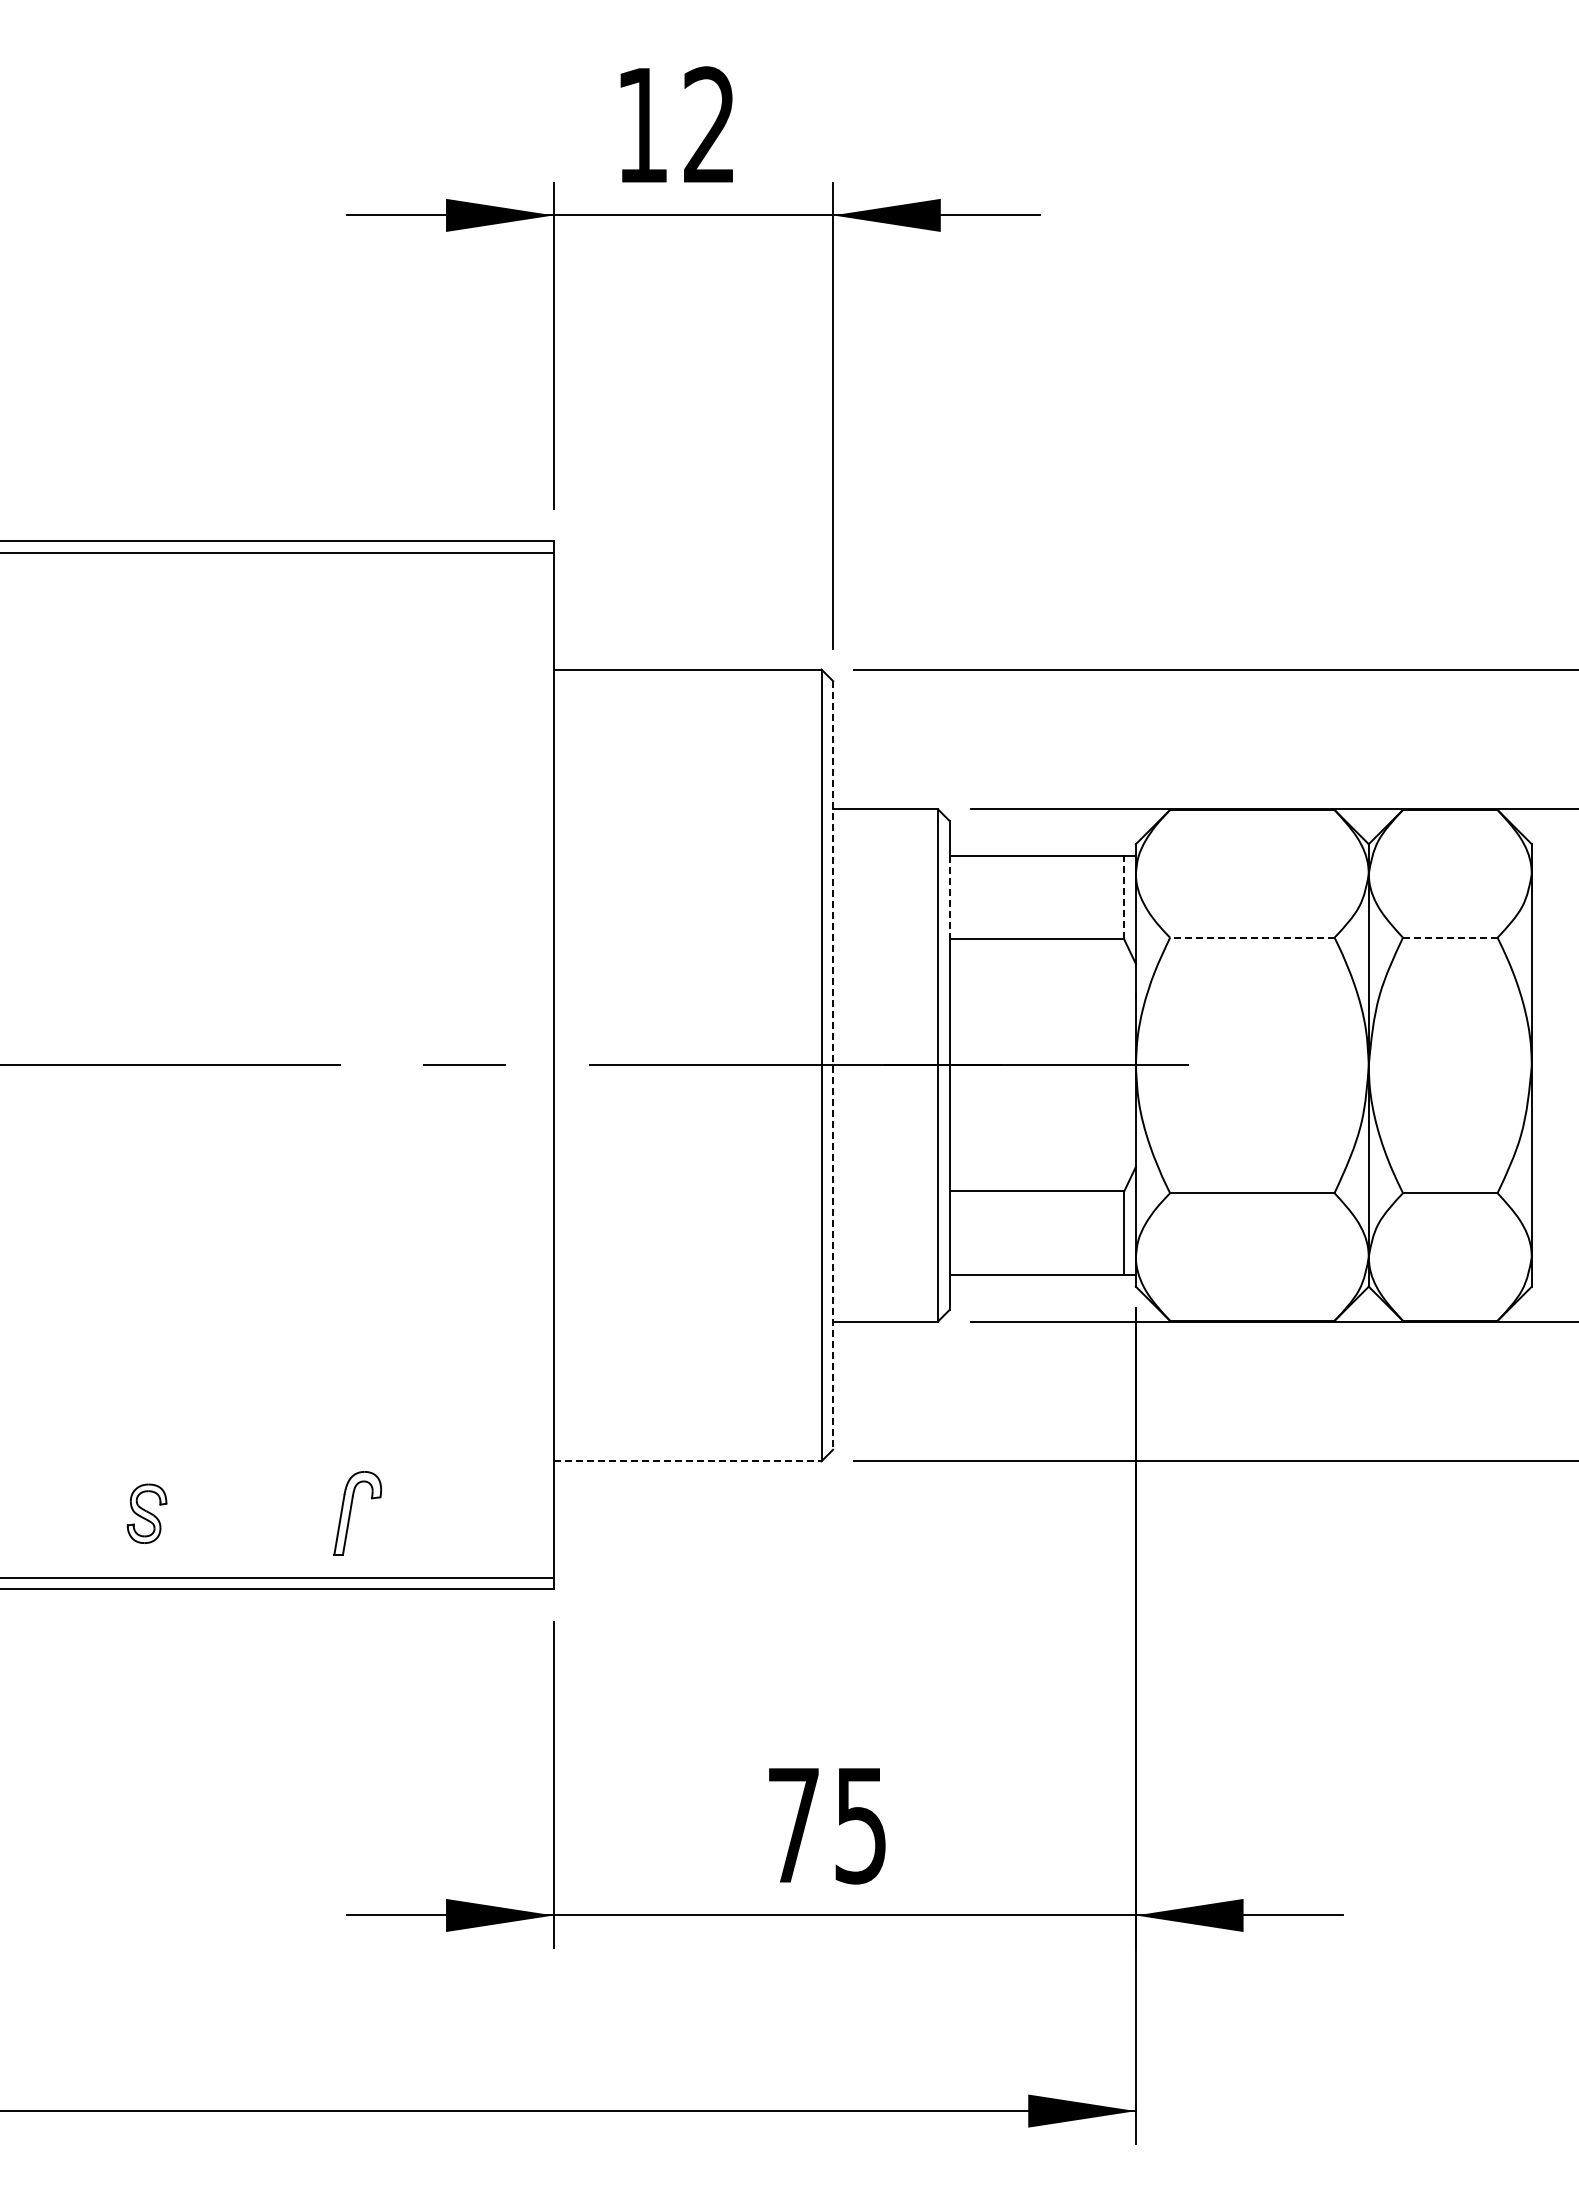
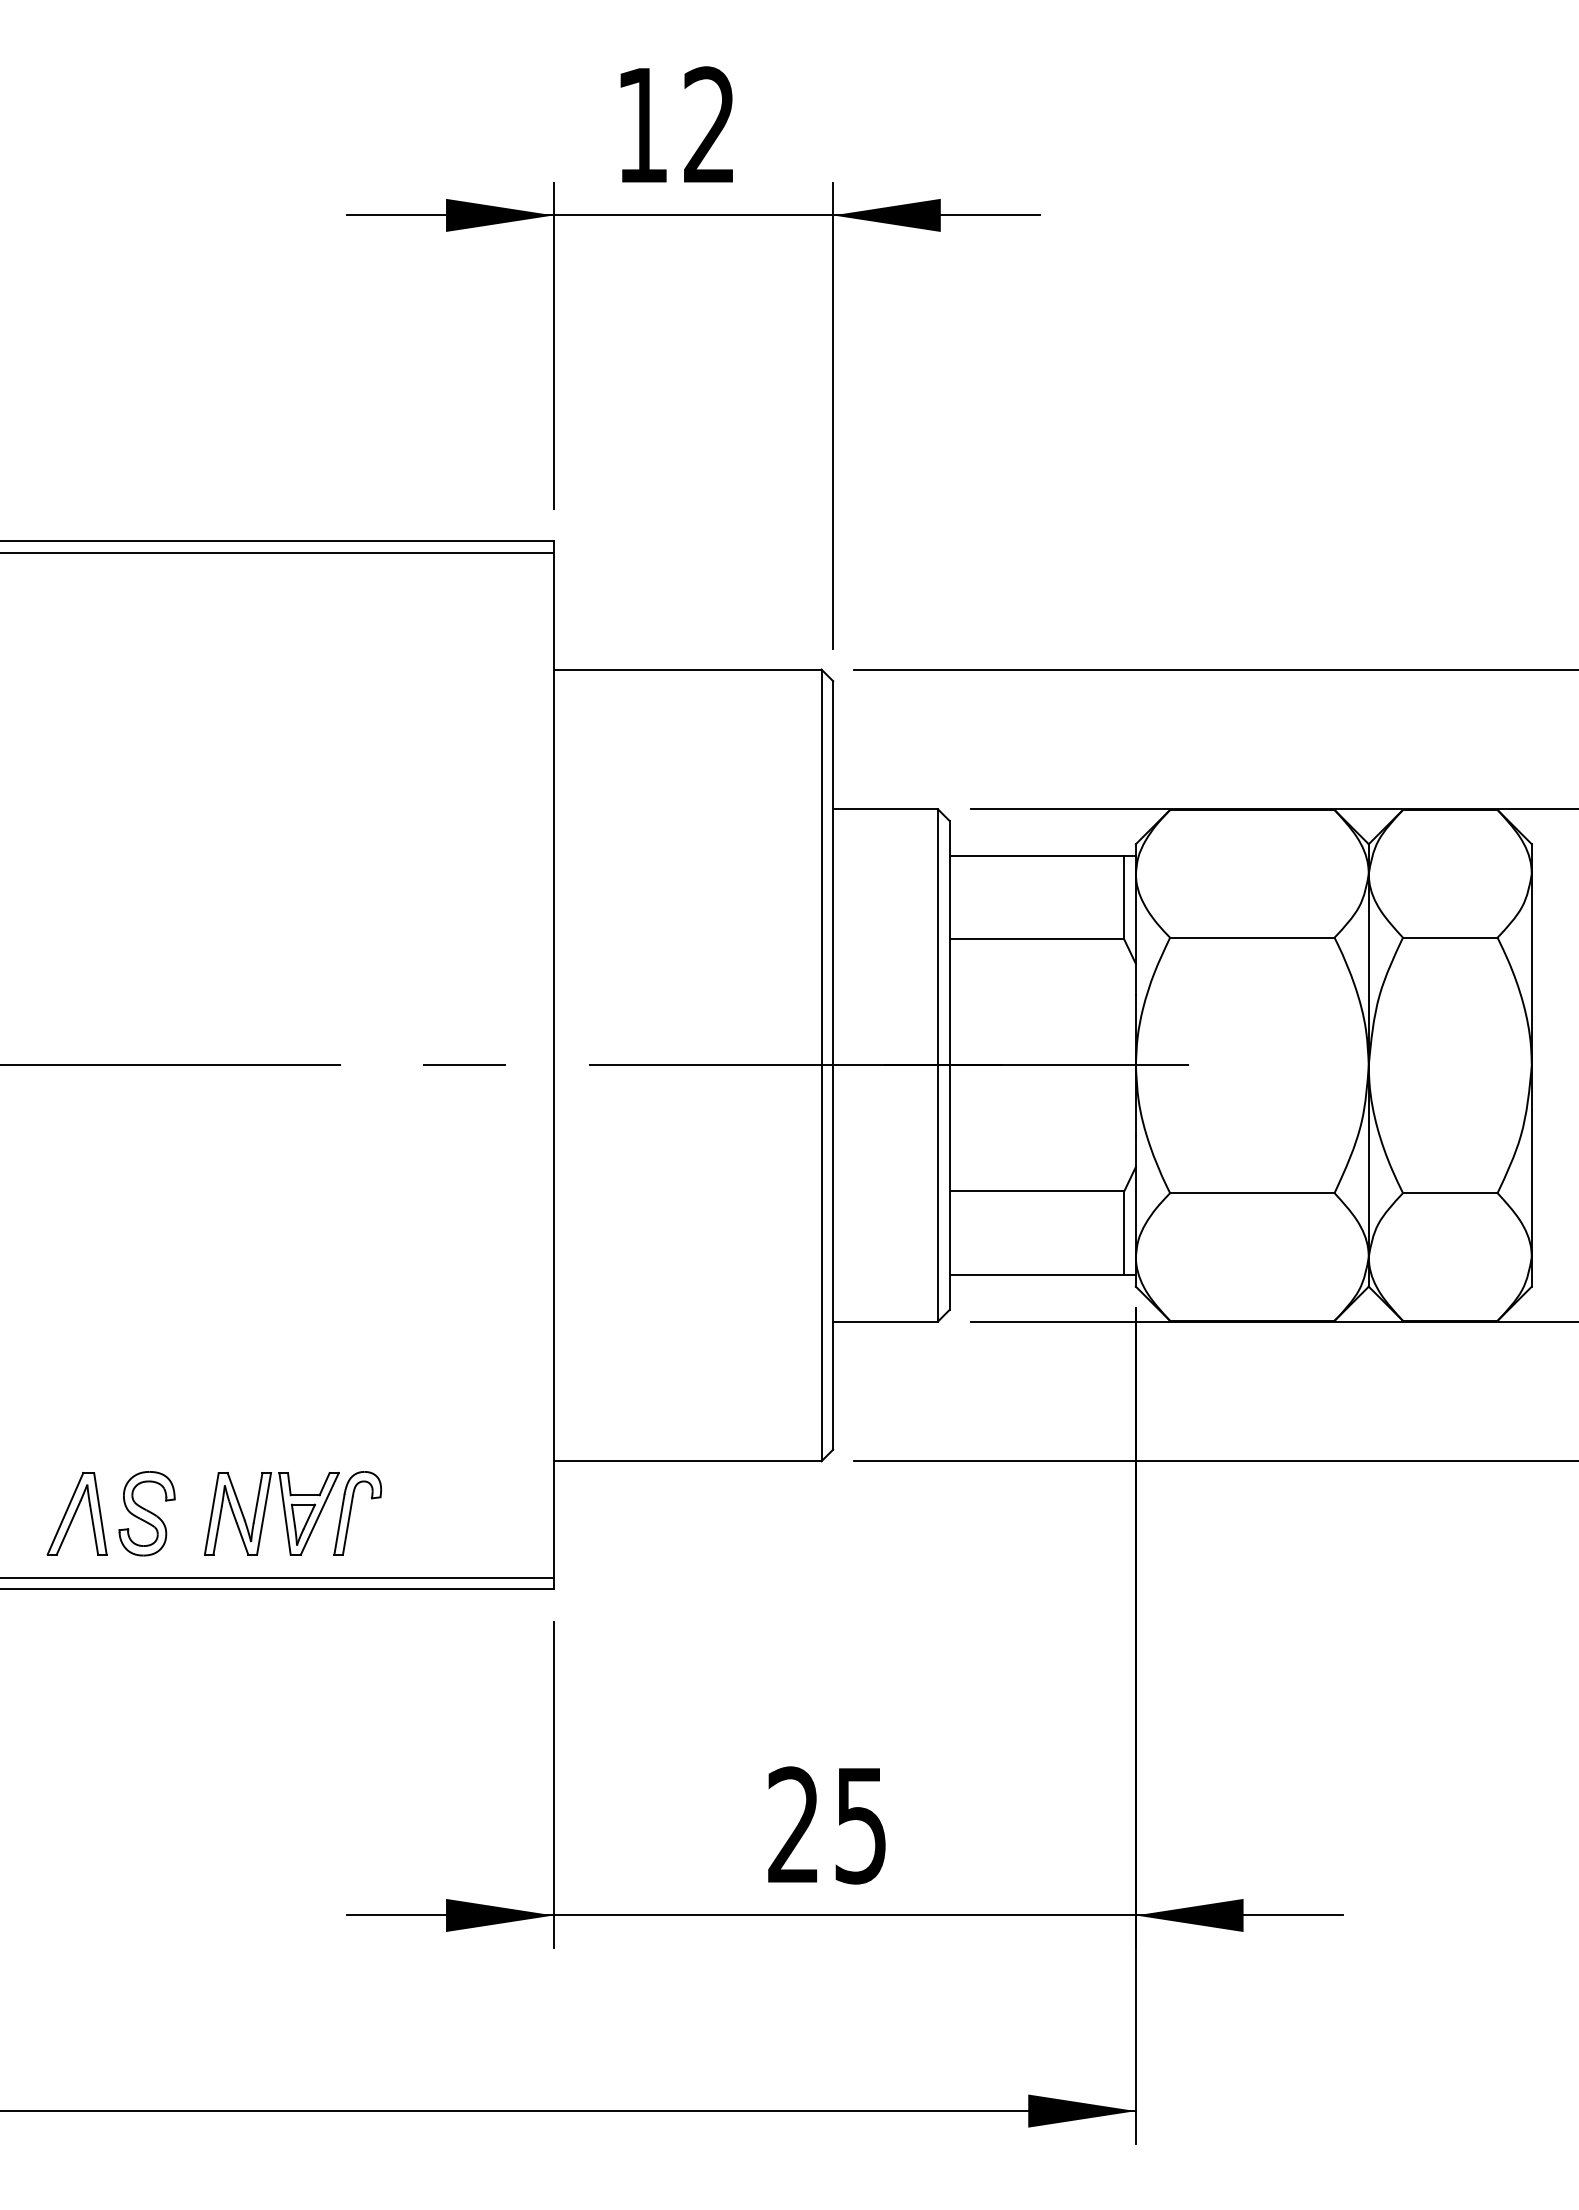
line: dashed -> solid (949, 897)
line: dashed -> solid (1124, 897)
line: dashed -> solid (1251, 937)
line: dashed -> solid (1449, 937)
line: dashed -> solid (833, 1065)
line: dashed -> solid (687, 1461)
part: none -> present (265, 1512)
part: none -> present (76, 1513)
part size: 42x61 px -> 58x86 px (146, 1513)
text: 75 -> 25 (793, 1824)
